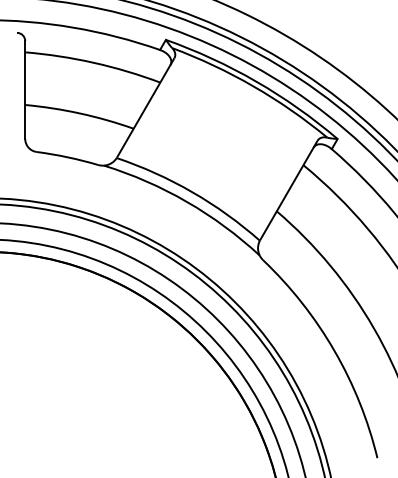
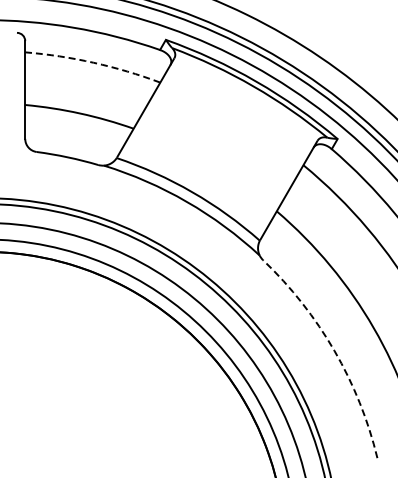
arc: solid -> dashed (93, 62)
arc: solid -> dashed (334, 350)
